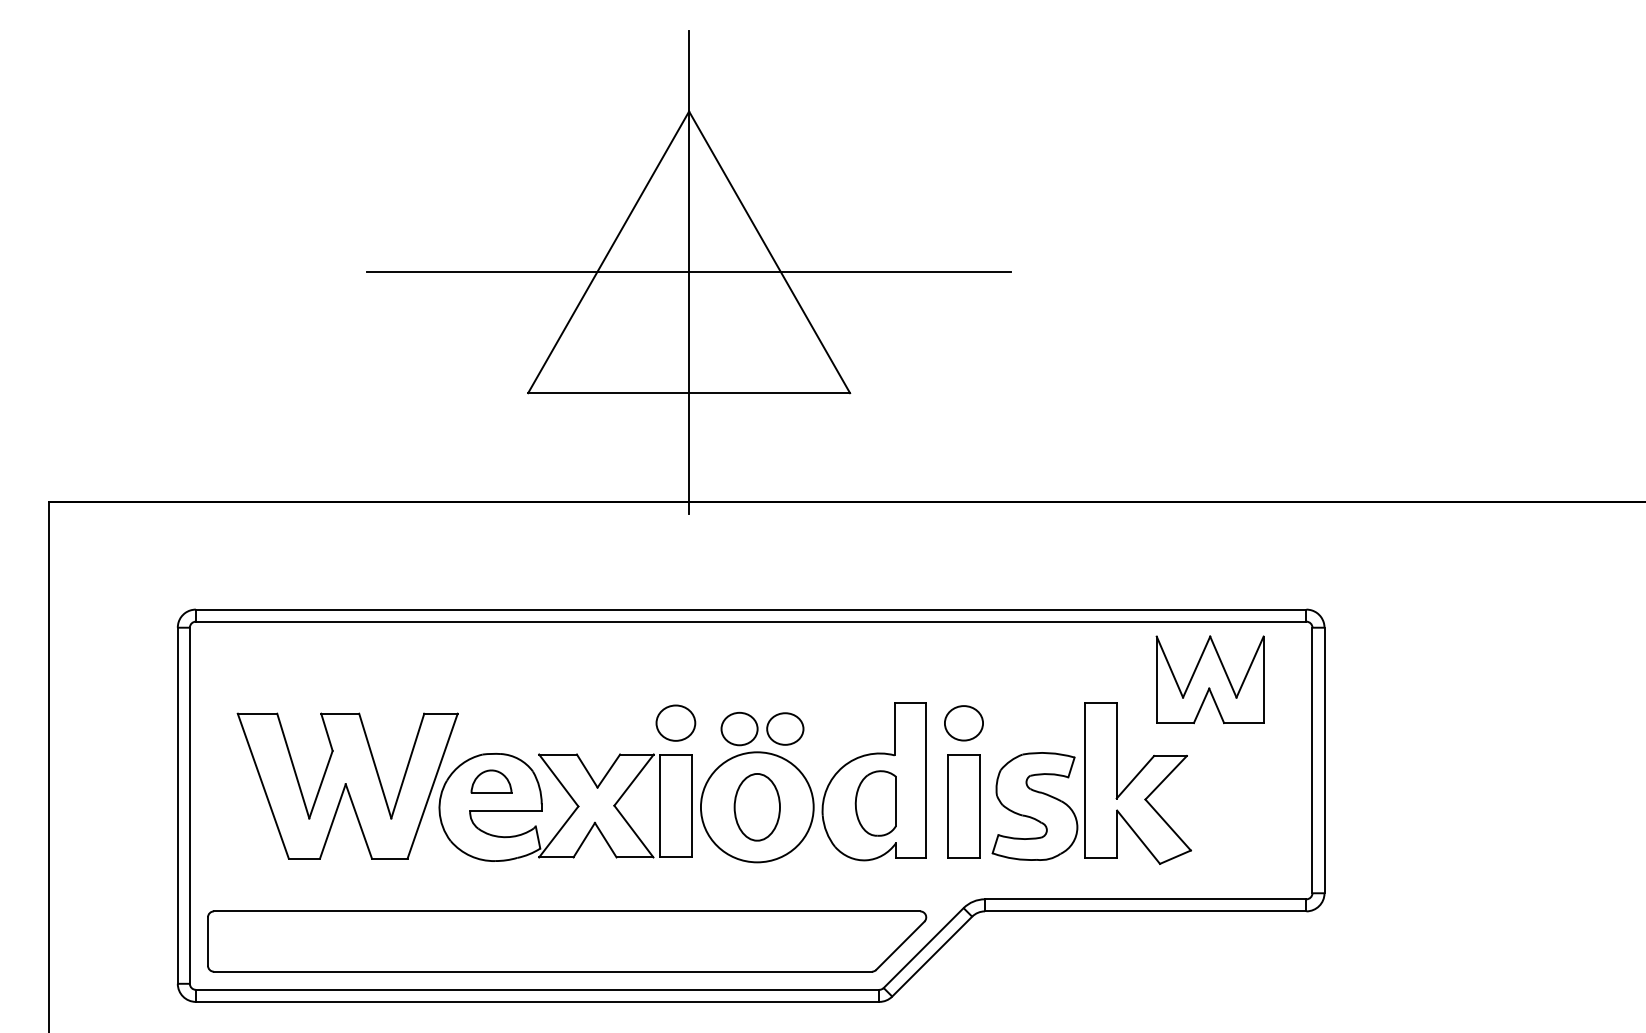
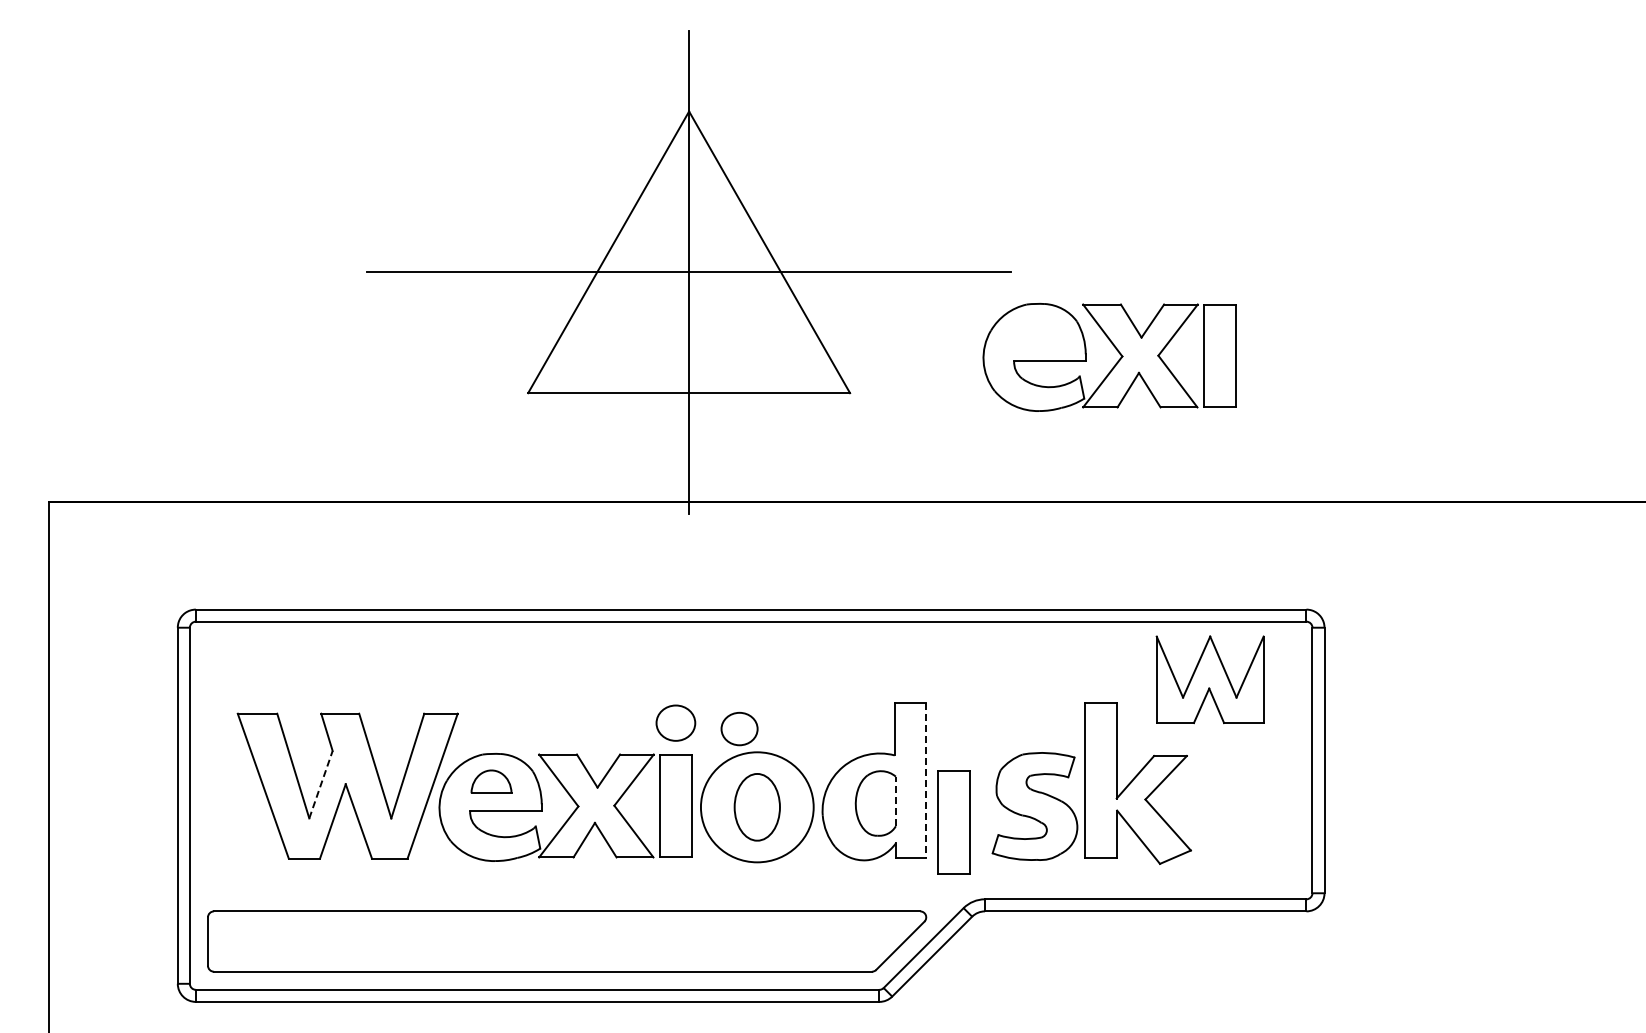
part: none -> present (1115, 363)
part: present -> none (963, 723)
part: present -> none (785, 728)
line: solid -> dashed (926, 781)
line: solid -> dashed (321, 784)
line: solid -> dashed (895, 801)
part position: (963, 806) -> (953, 822) (953, 822)
